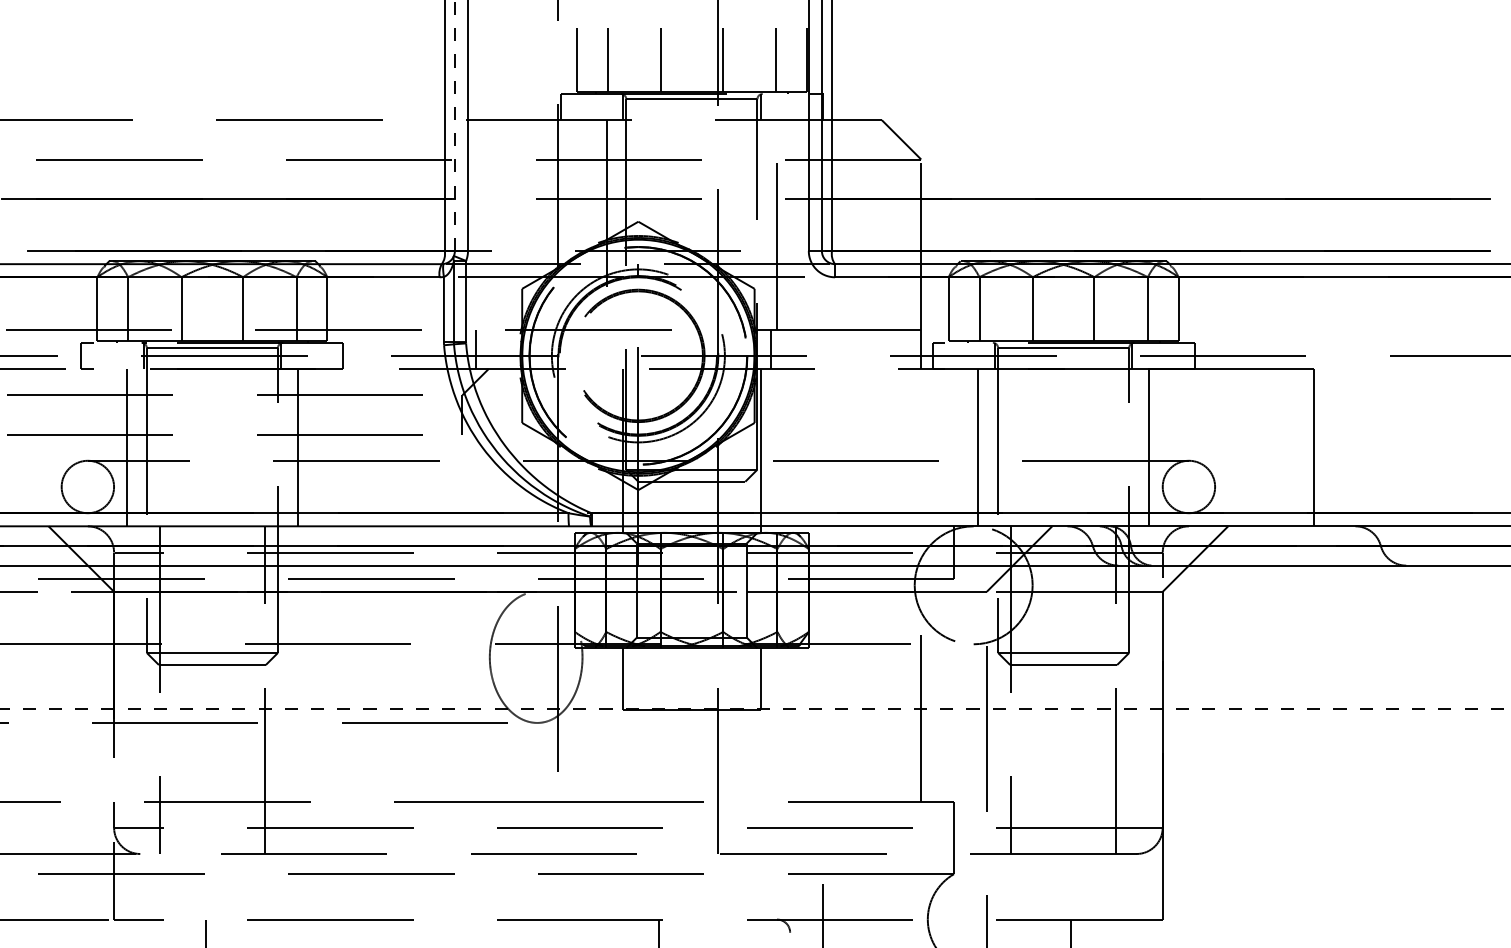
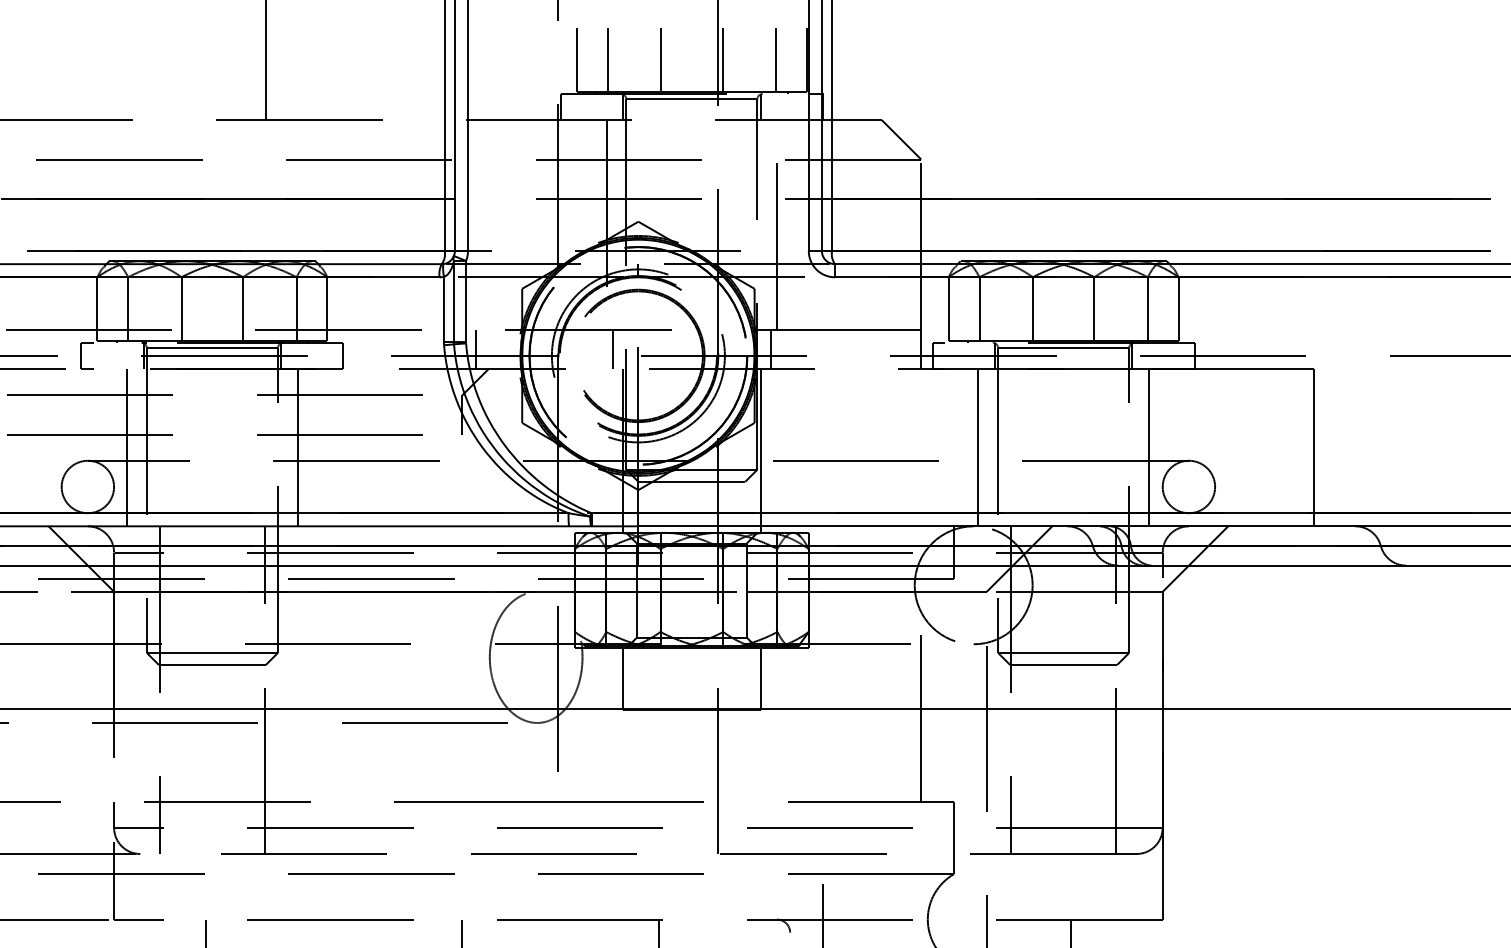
line: none -> present (265, 61)
line: dashed -> solid (454, 125)
line: none -> present (613, 349)
line: dashed -> solid (755, 708)
line: none -> present (462, 931)
